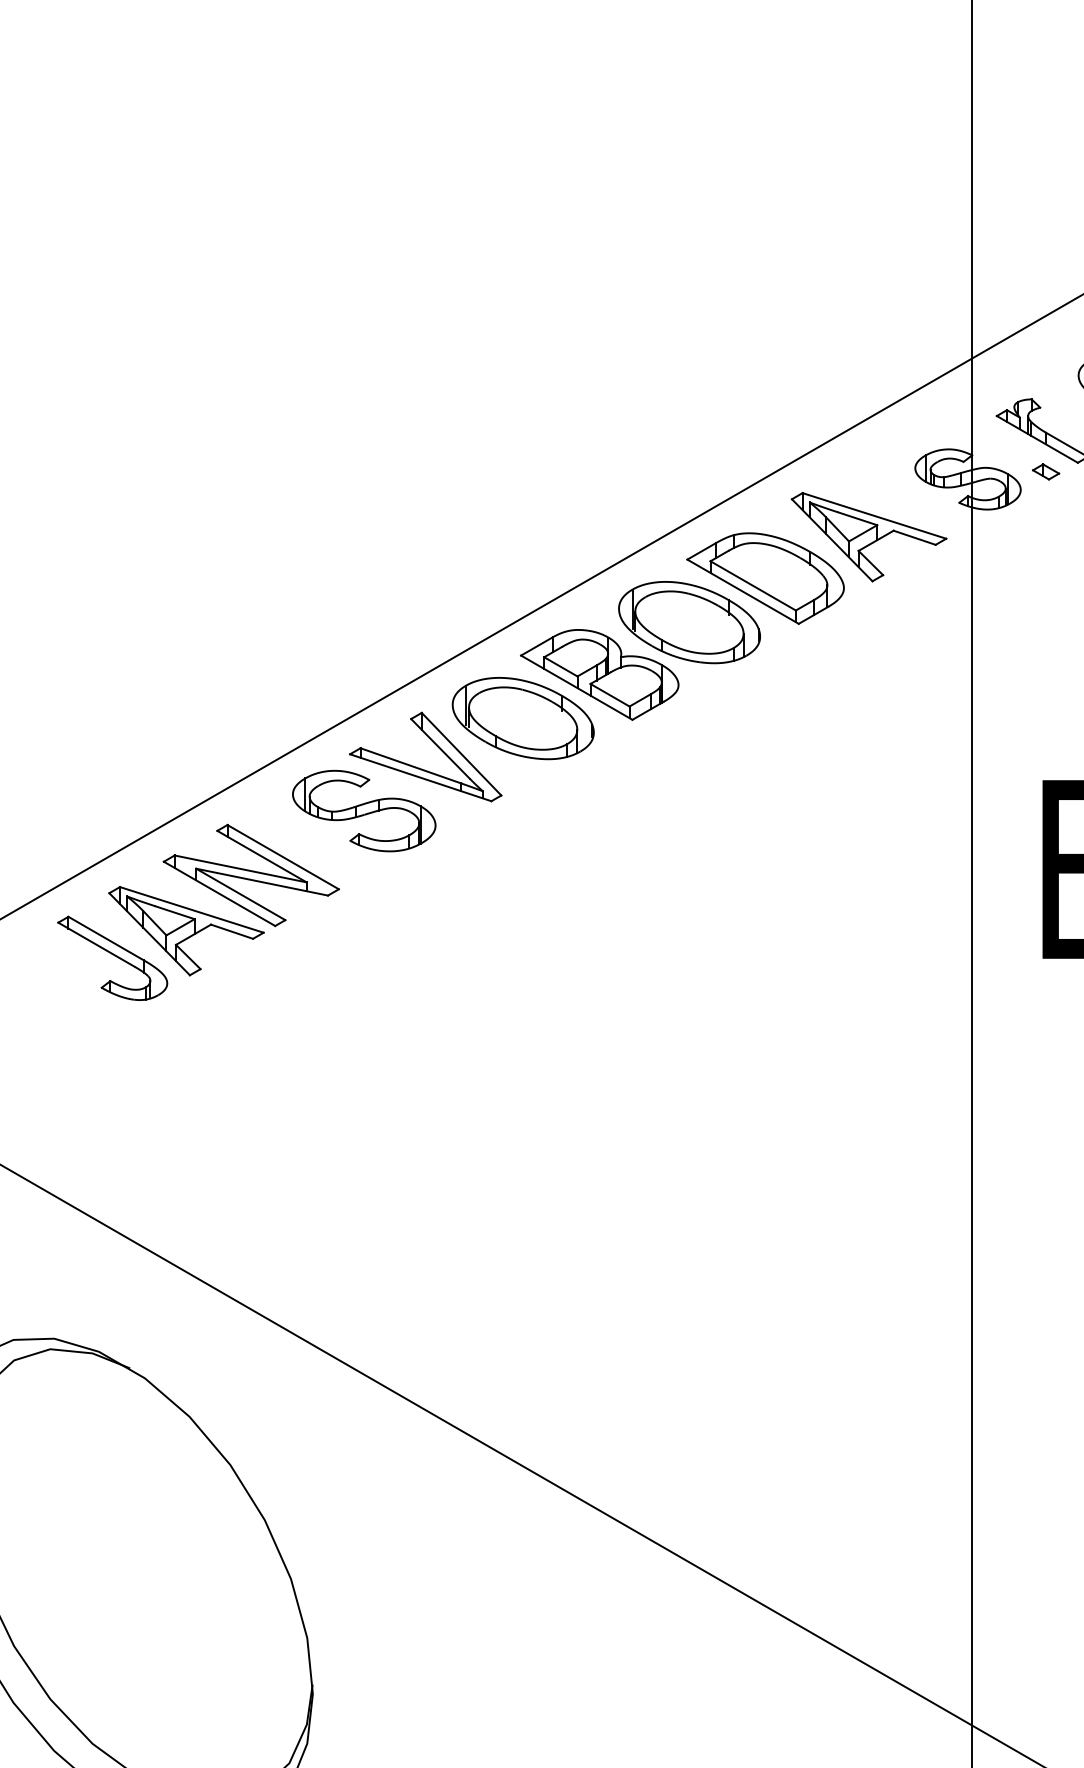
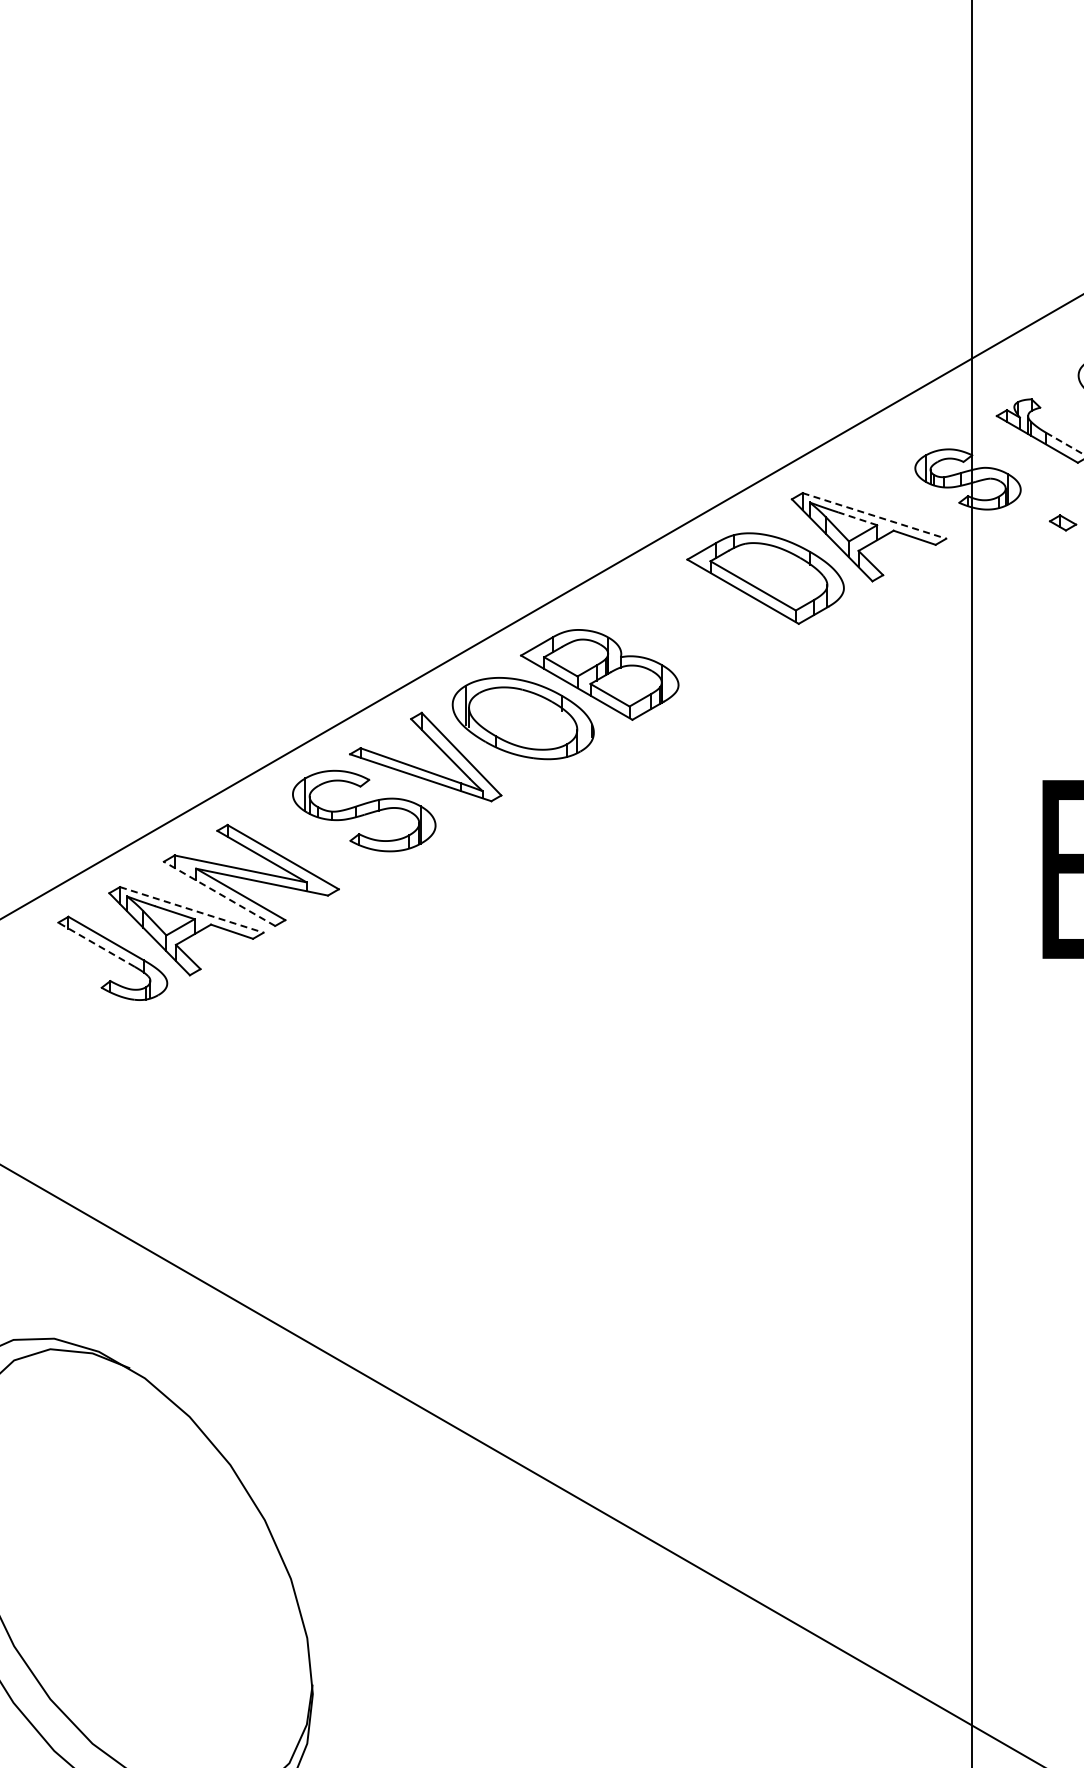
line: solid -> dashed (1064, 443)
part position: (1046, 471) -> (1063, 522) (1063, 522)
line: solid -> dashed (874, 516)
line: solid -> dashed (857, 518)
part: present -> none (689, 622)
line: solid -> dashed (219, 893)
line: solid -> dashed (192, 910)
line: solid -> dashed (96, 944)
